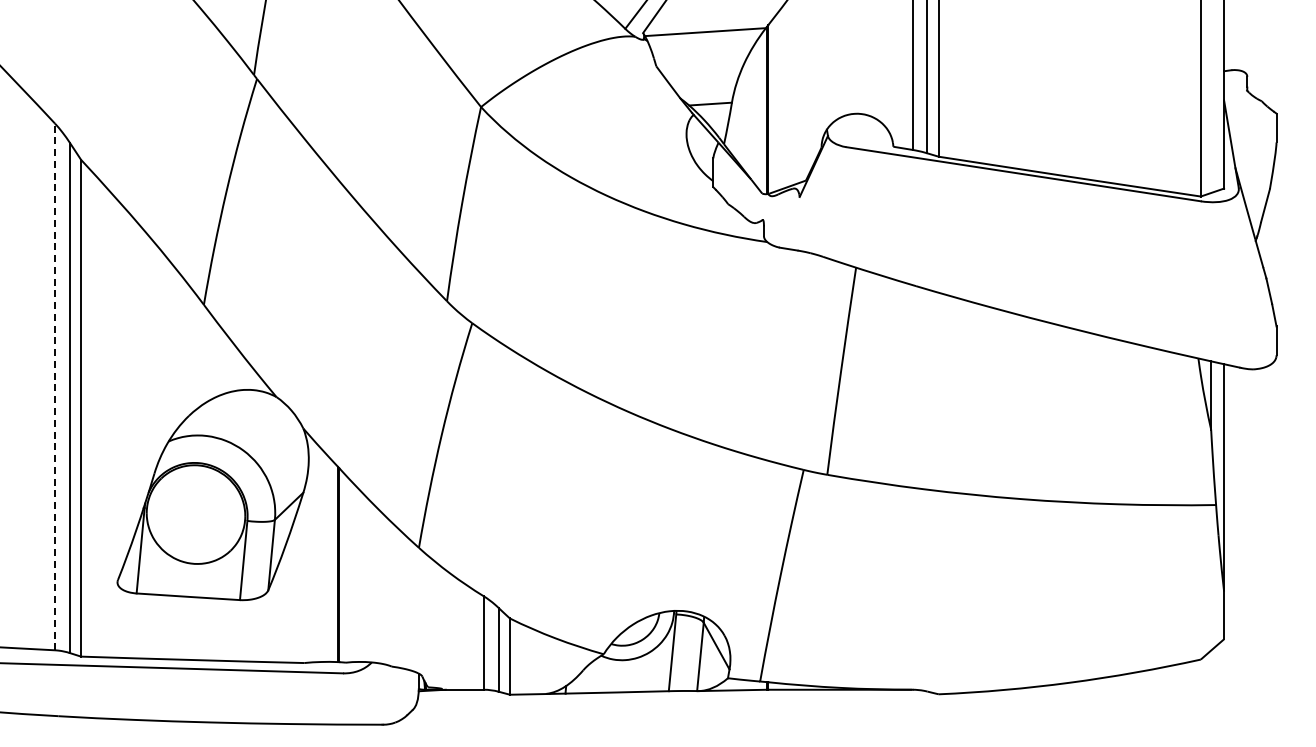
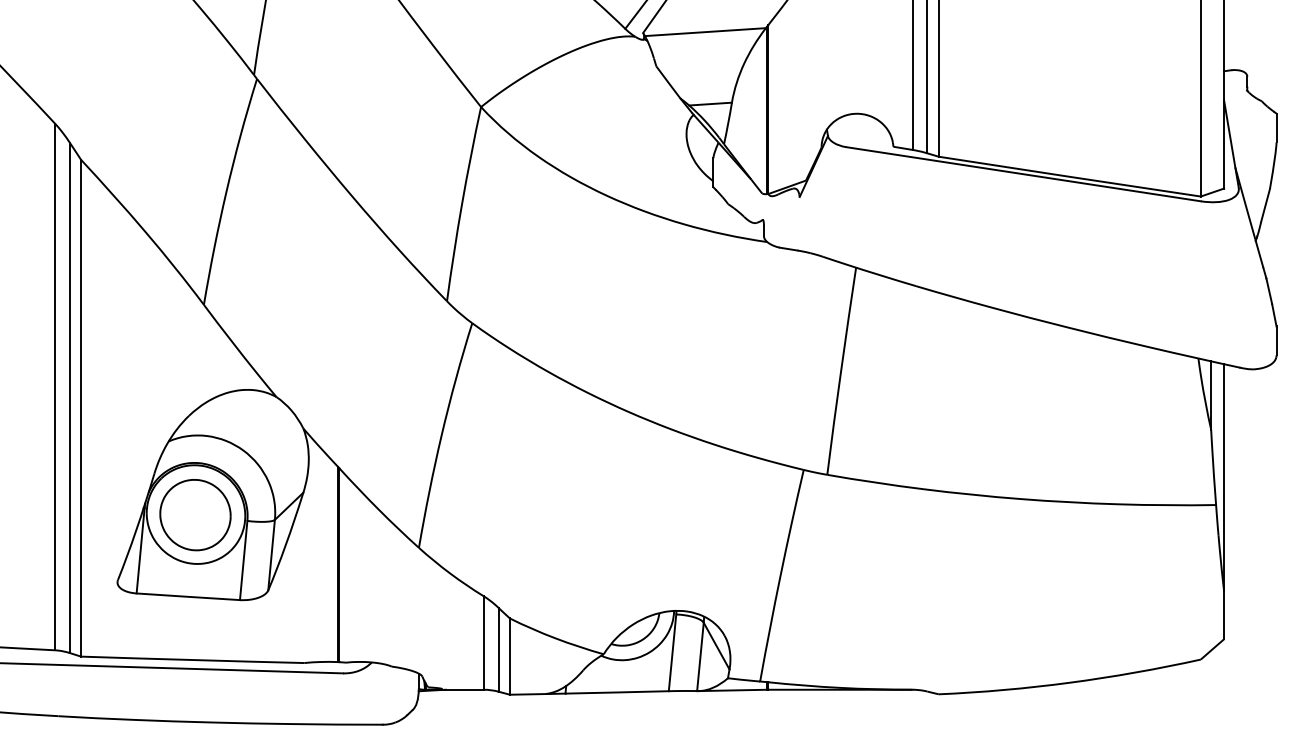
line: dashed -> solid (54, 386)
part: none -> present (195, 515)
